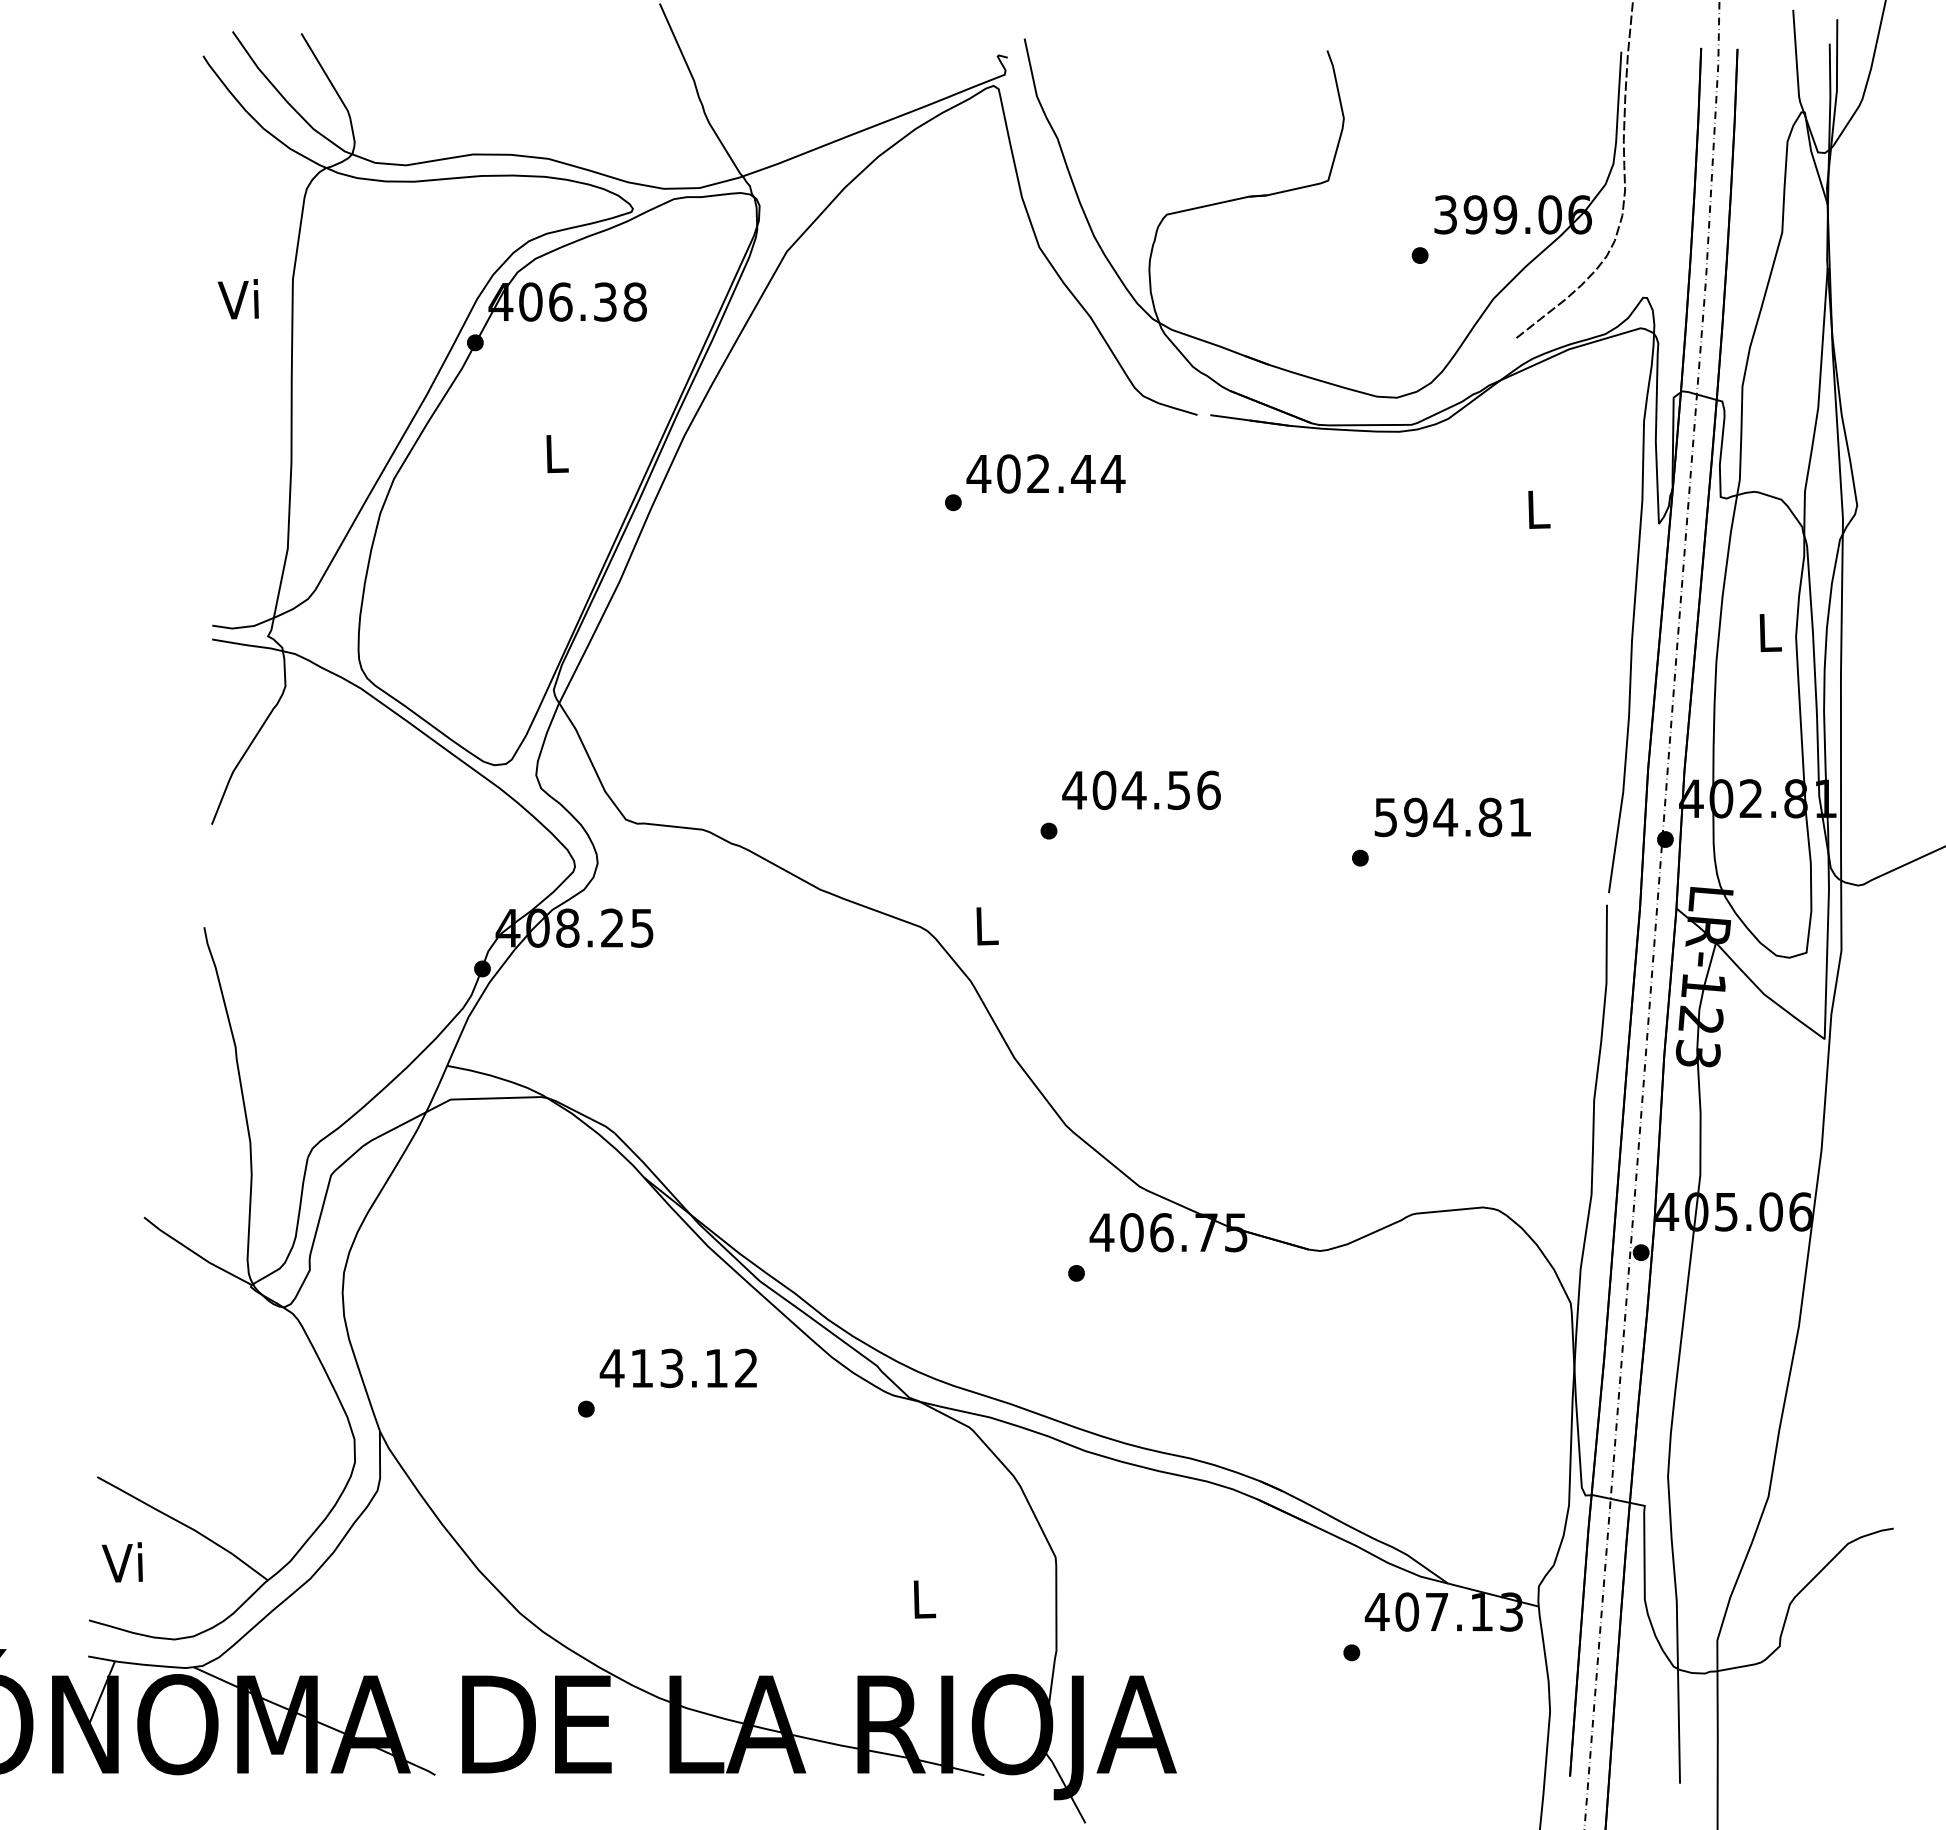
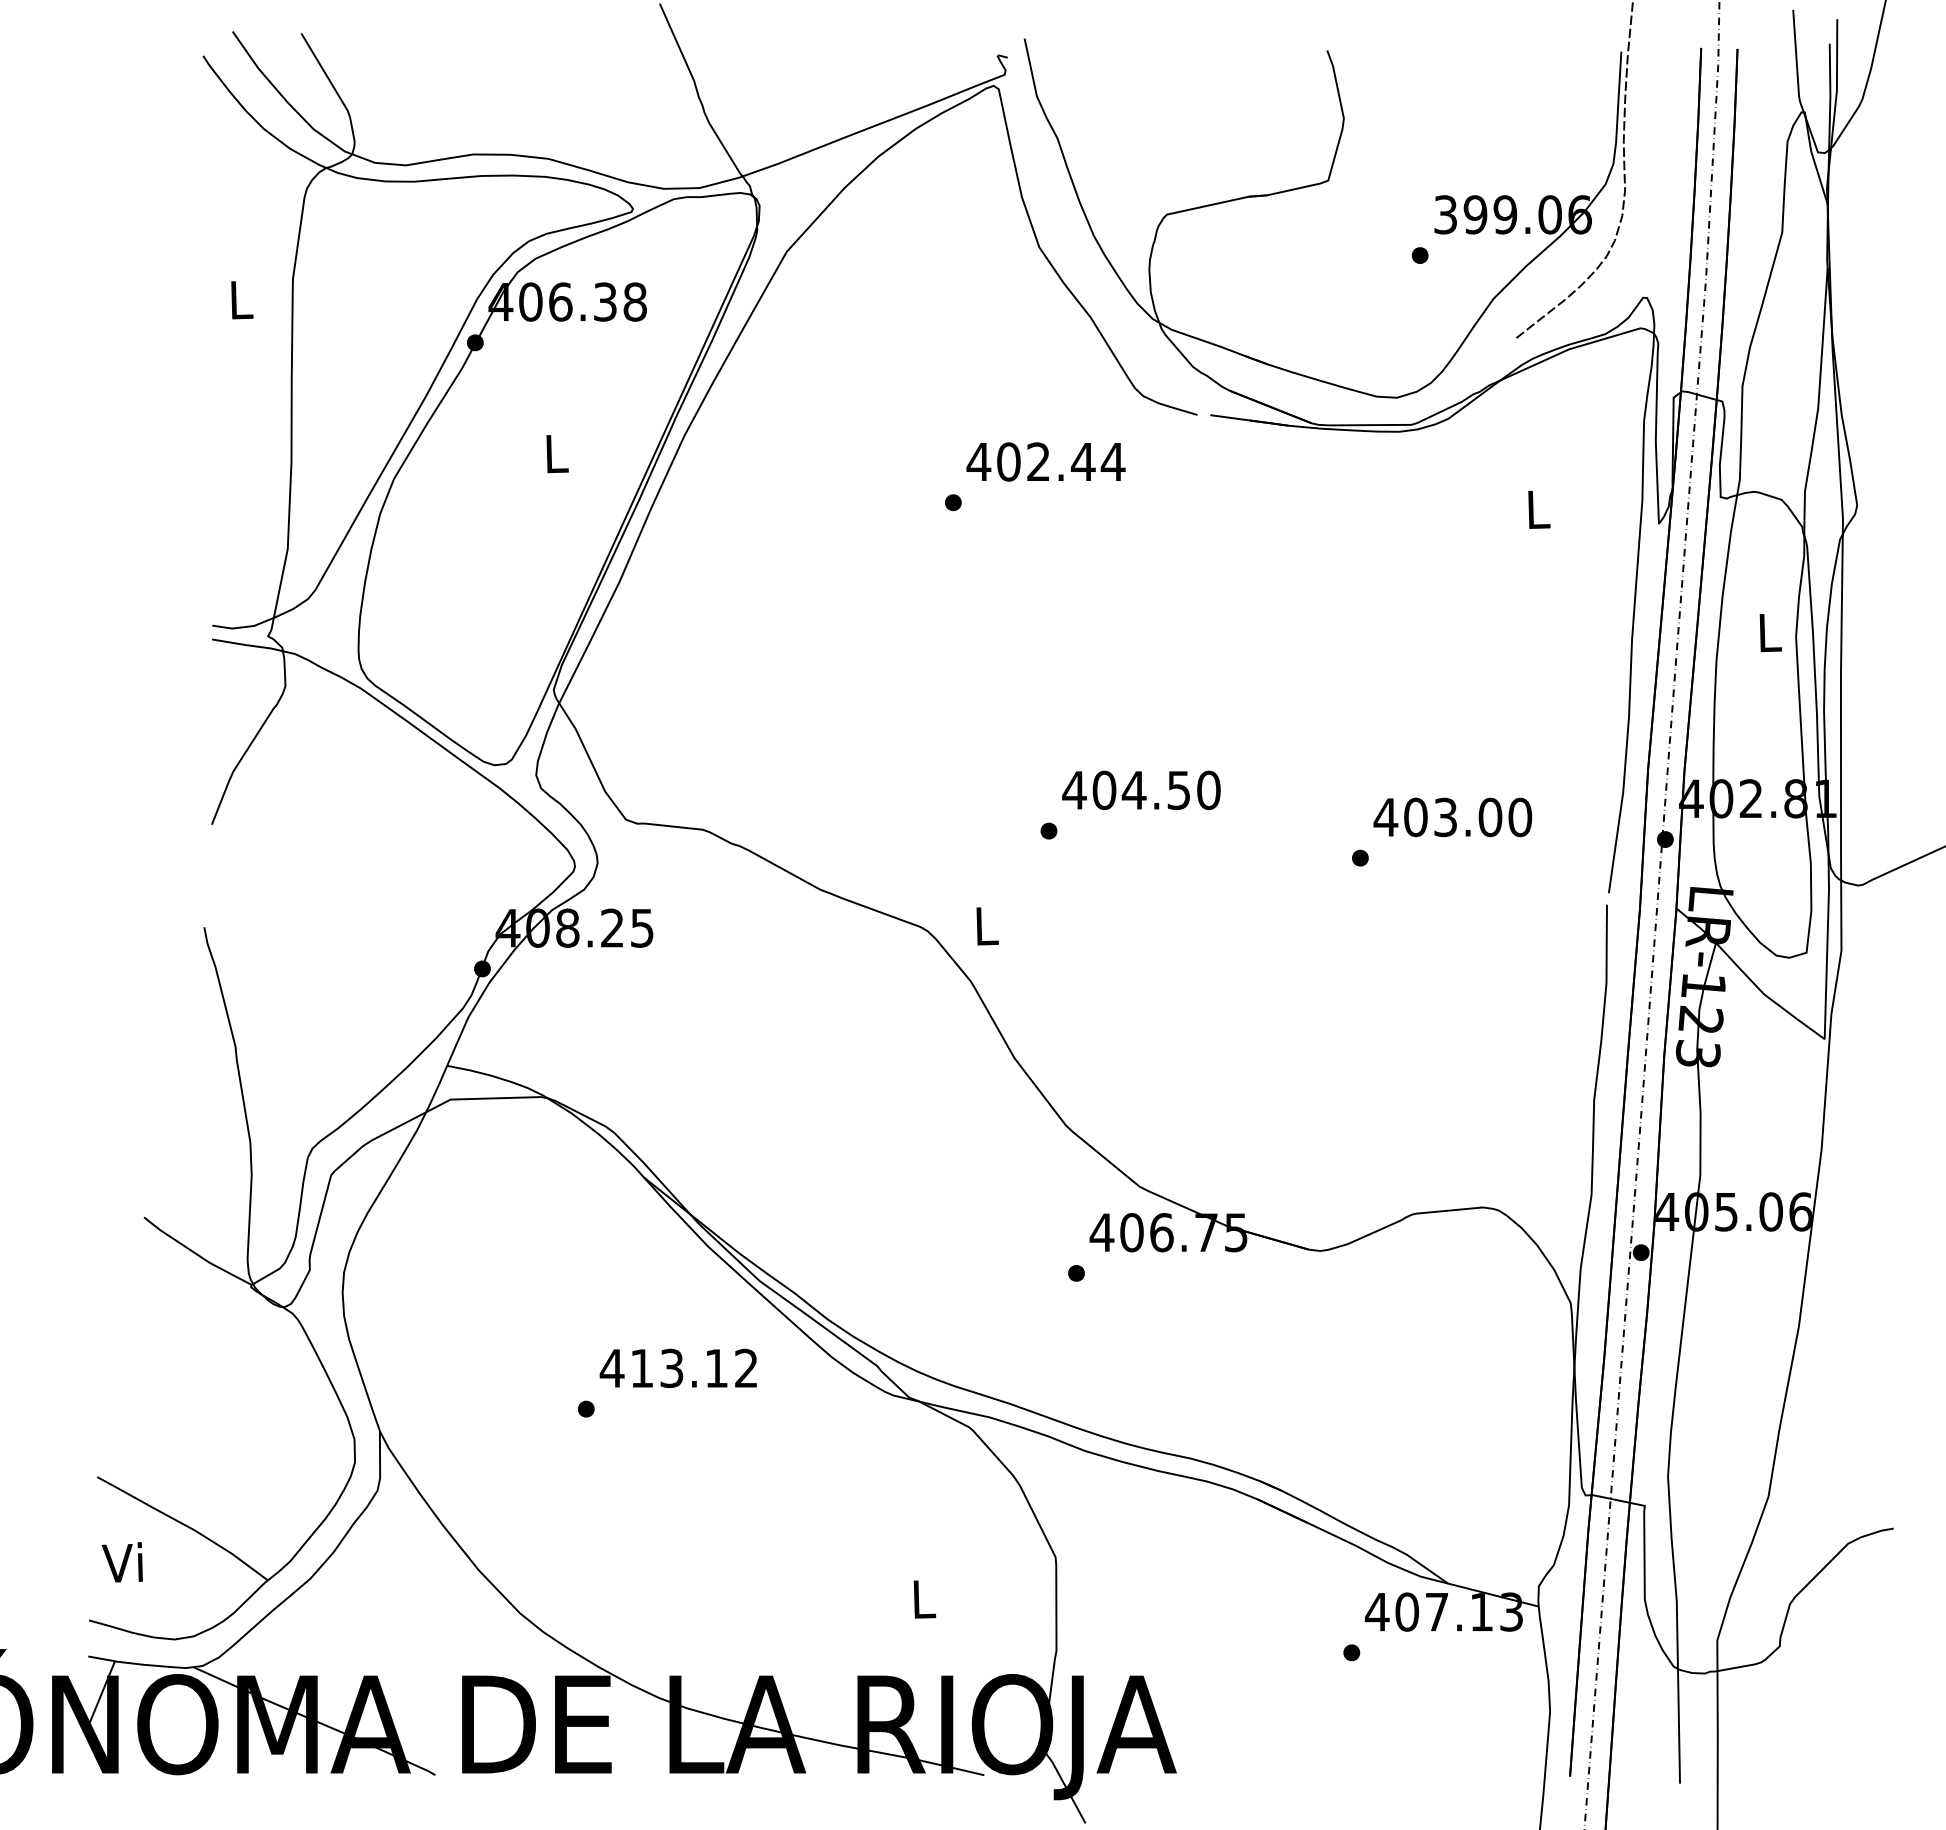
text: Vi -> L (237, 299)
text position: (1045, 473) -> (1045, 461) (1045, 461)
text: 404.56 -> 404.50 (1208, 789)
text: 594.81 -> 403.00 (1452, 817)
